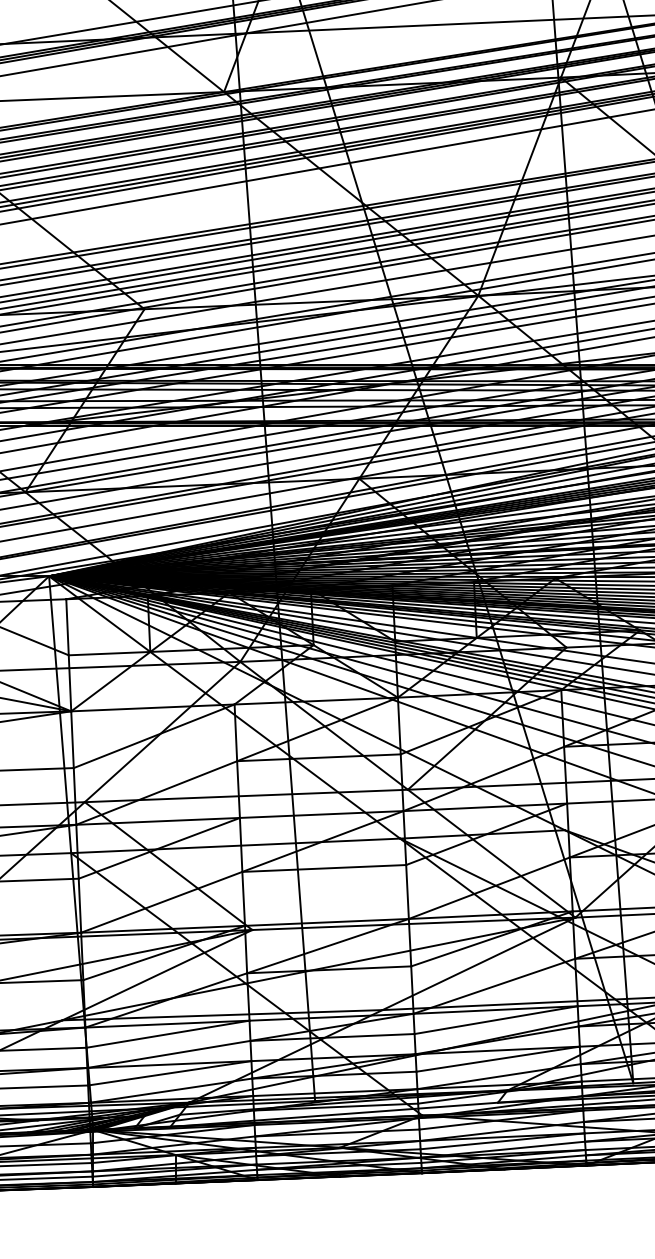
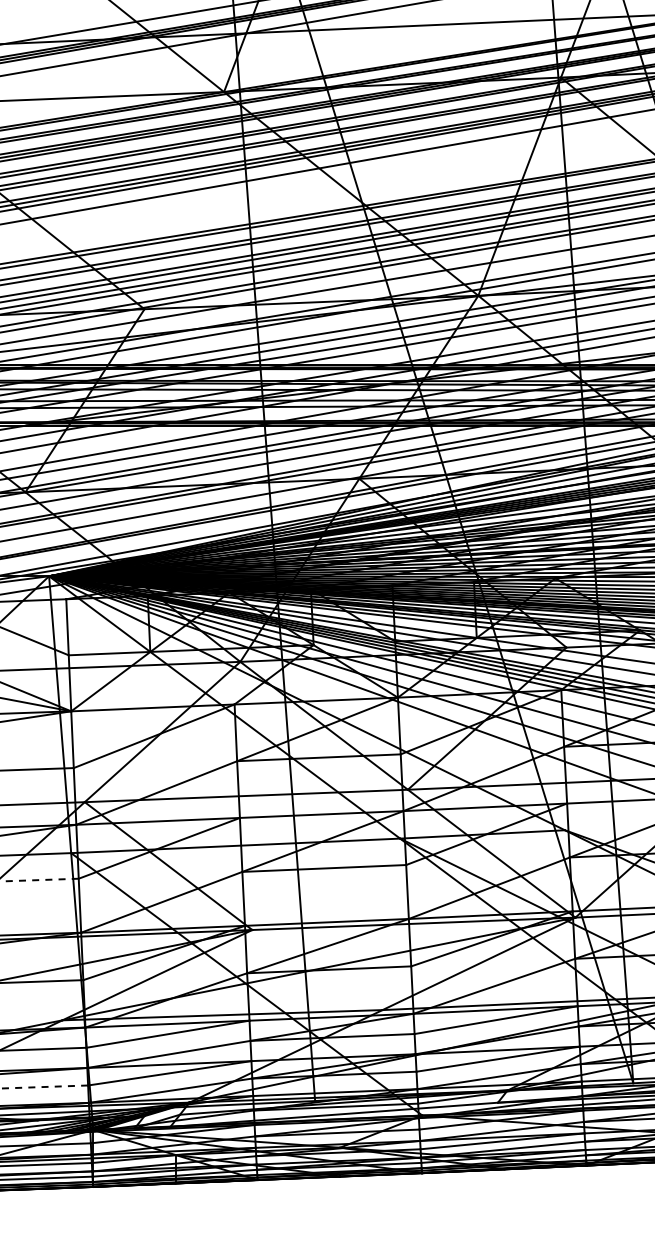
line: solid -> dashed (39, 880)
line: solid -> dashed (44, 1087)
